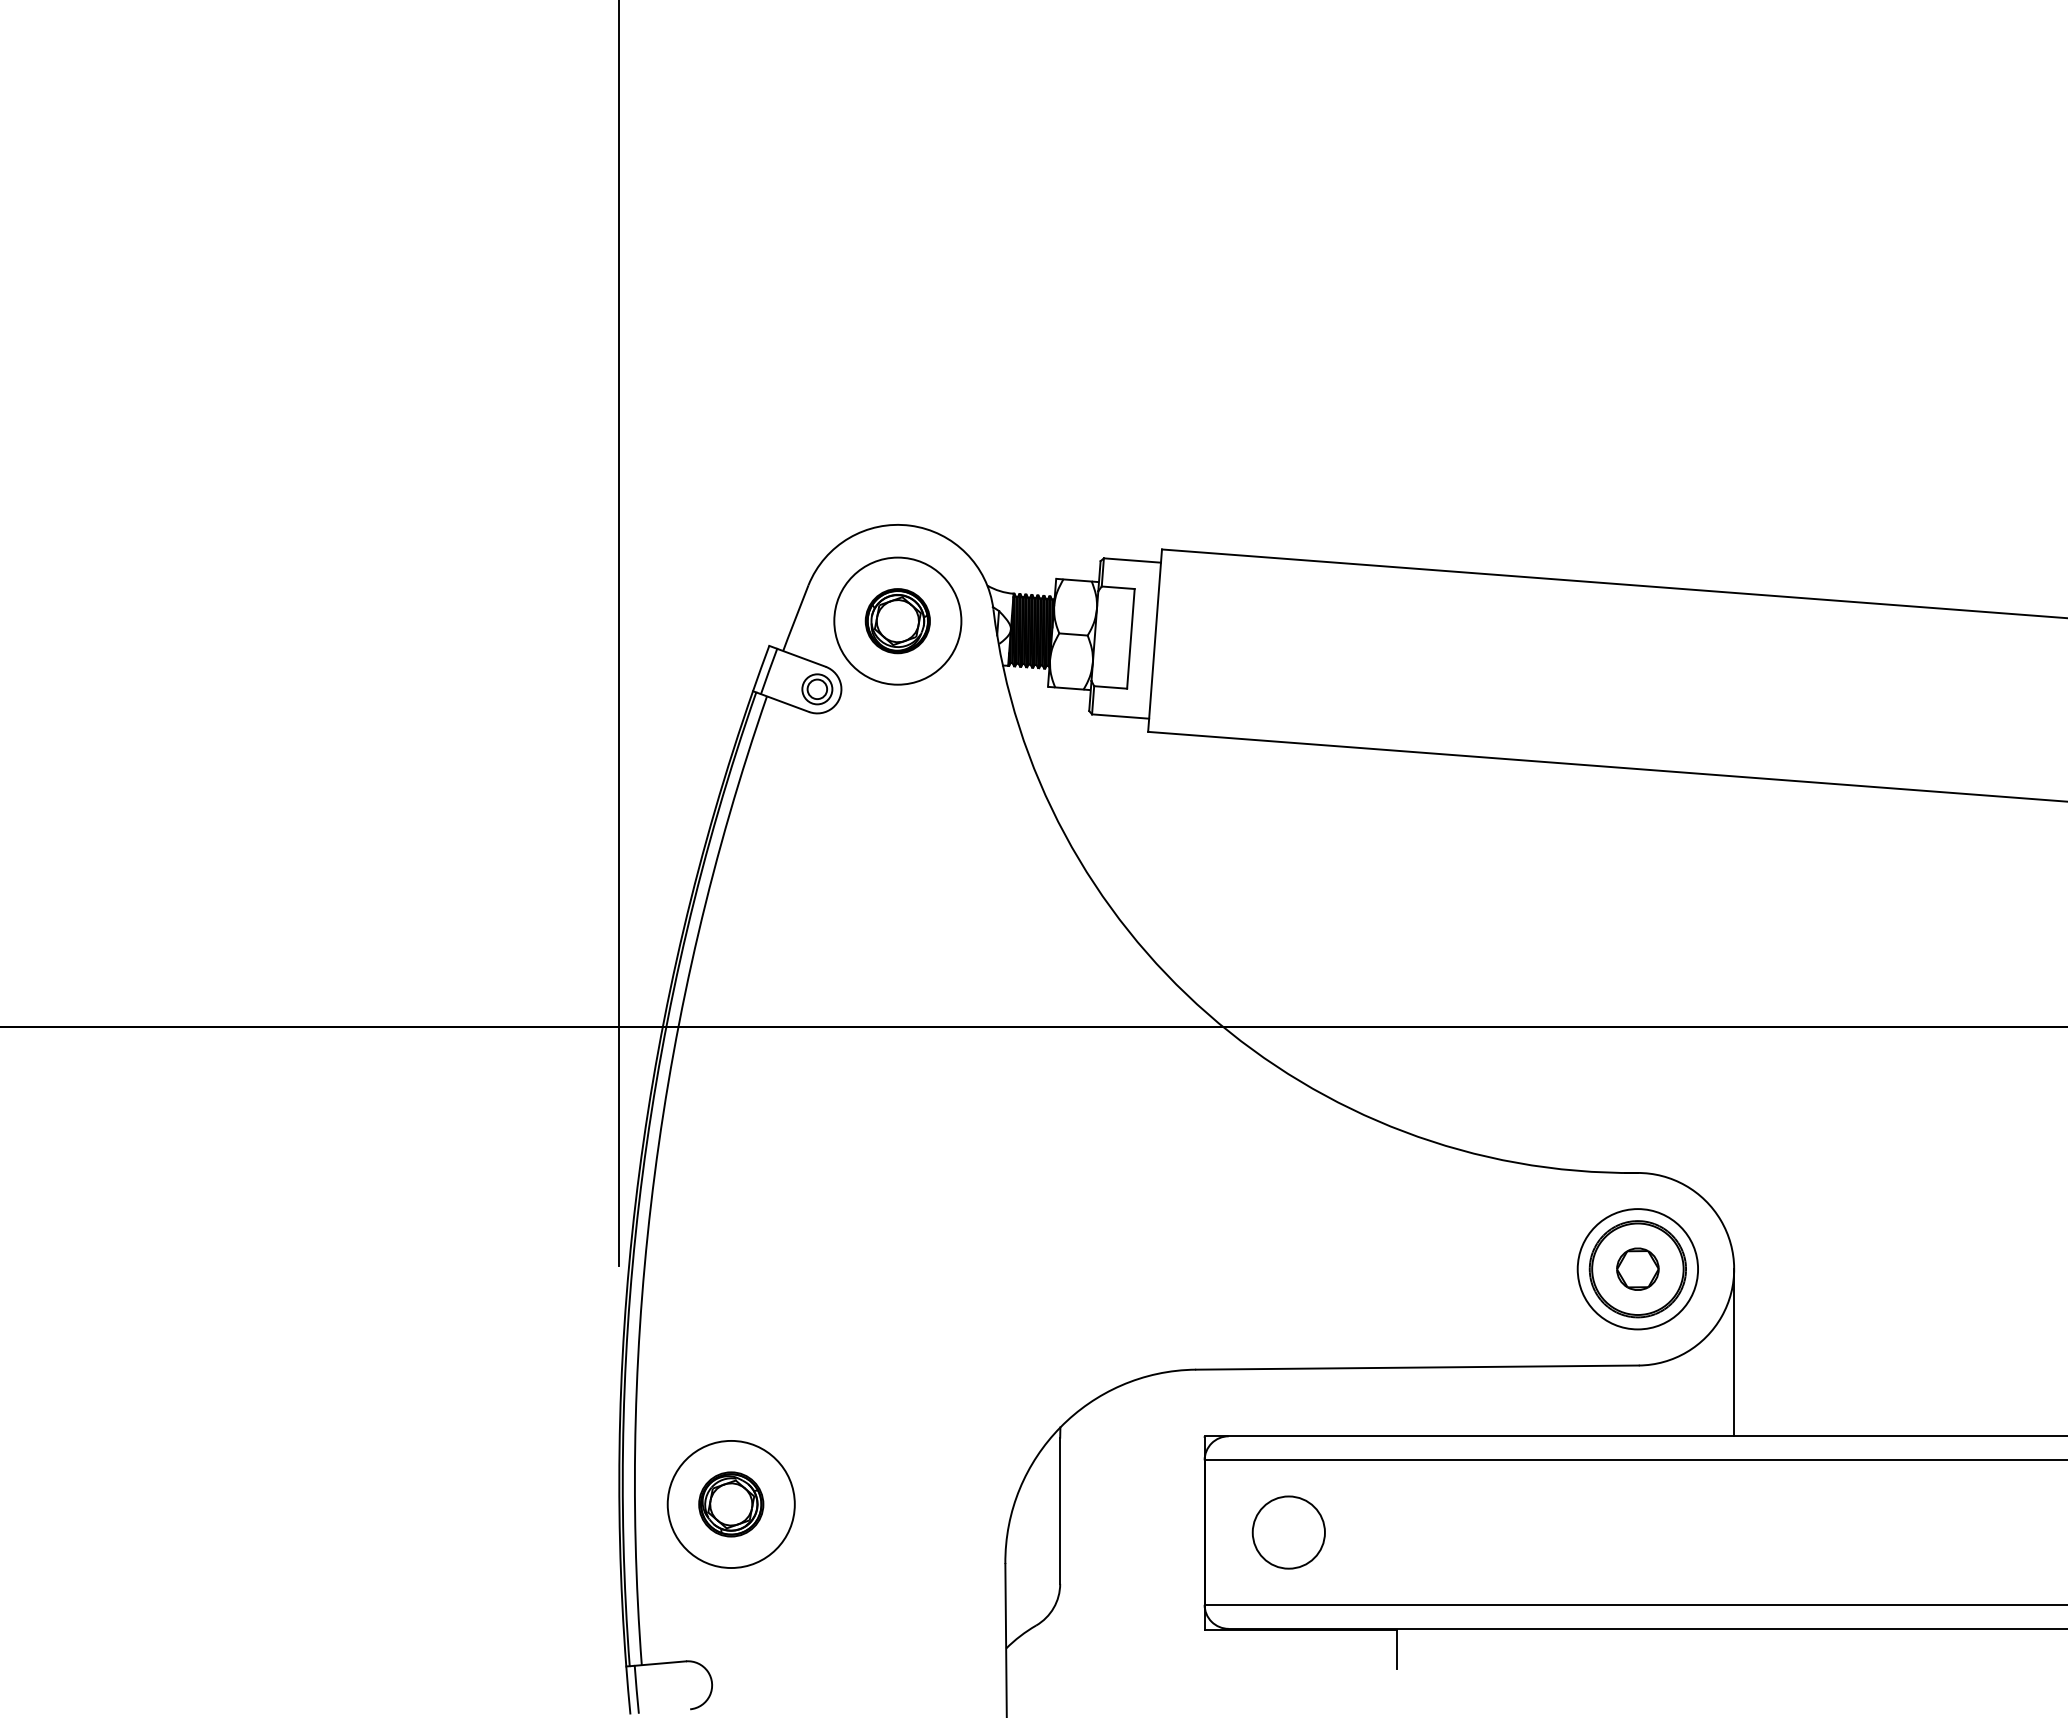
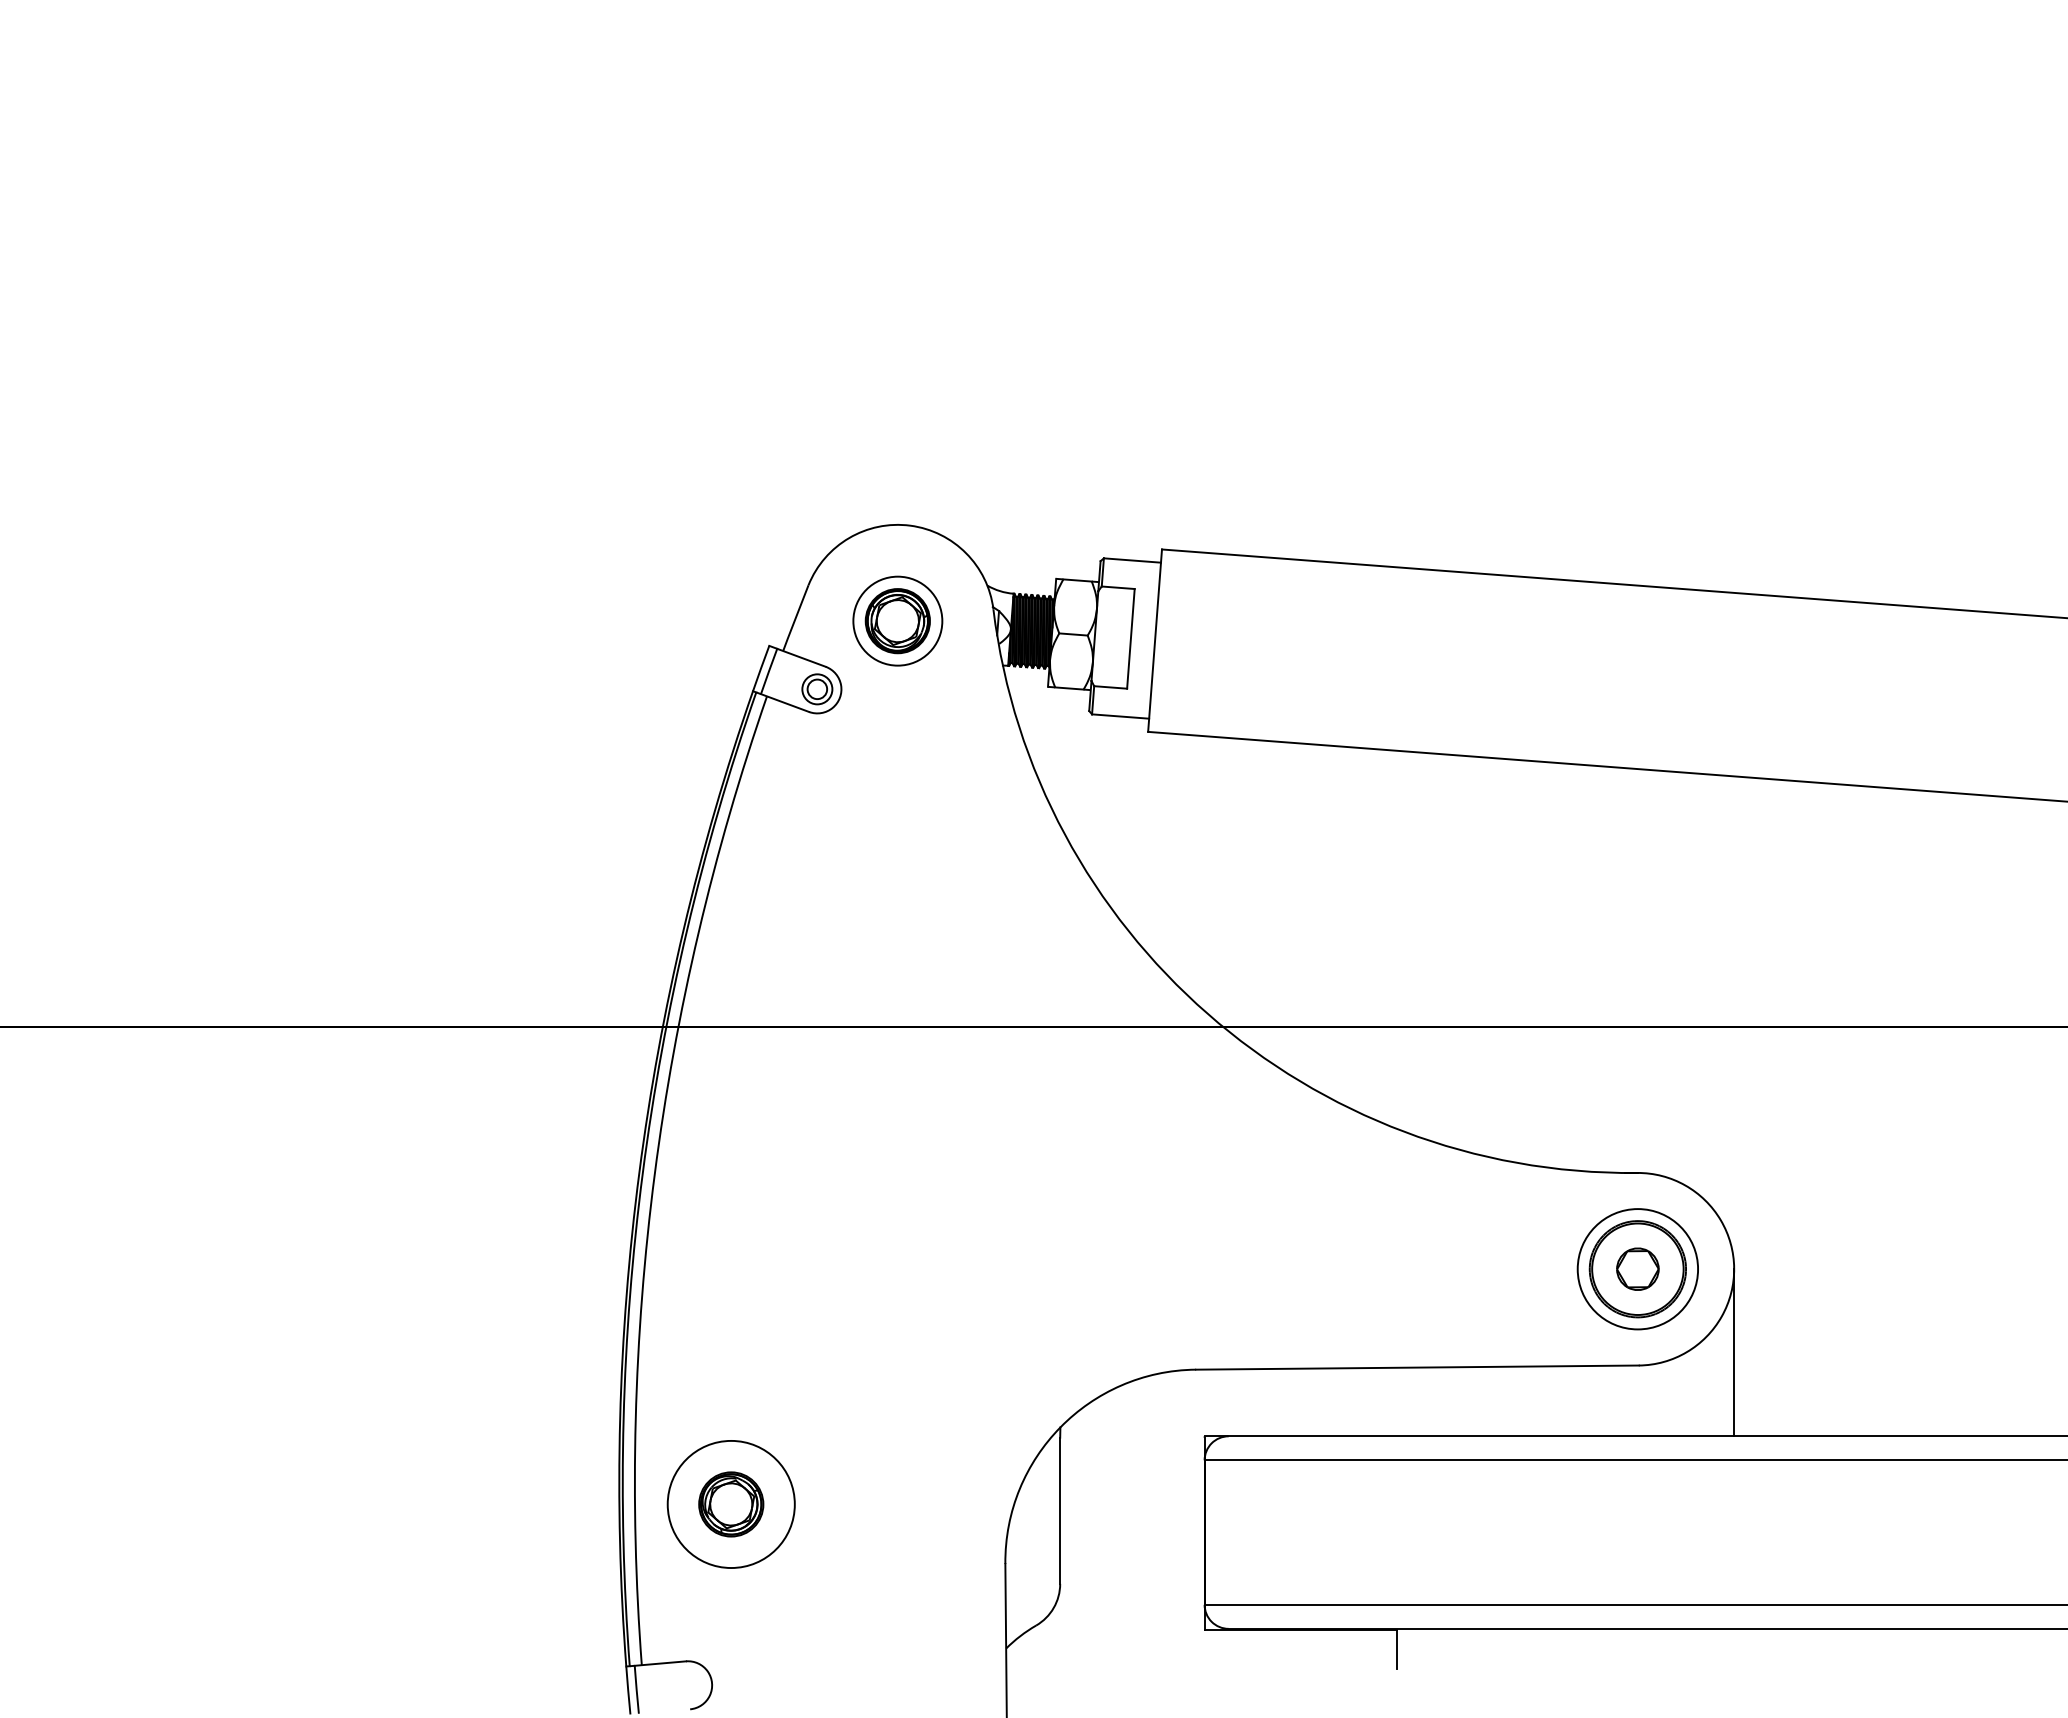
circle diameter: 127 px -> 89 px (897, 620)
line: present -> none (619, 634)
circle: present -> none (1288, 1532)
